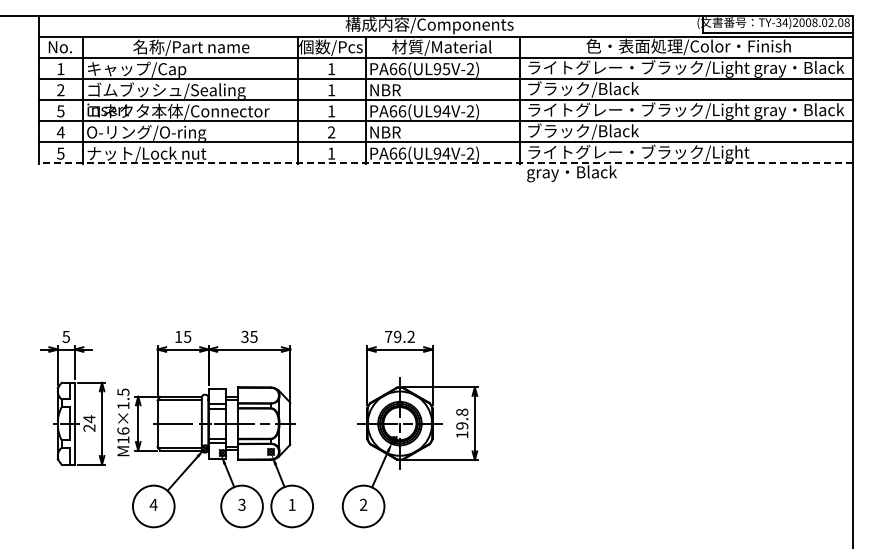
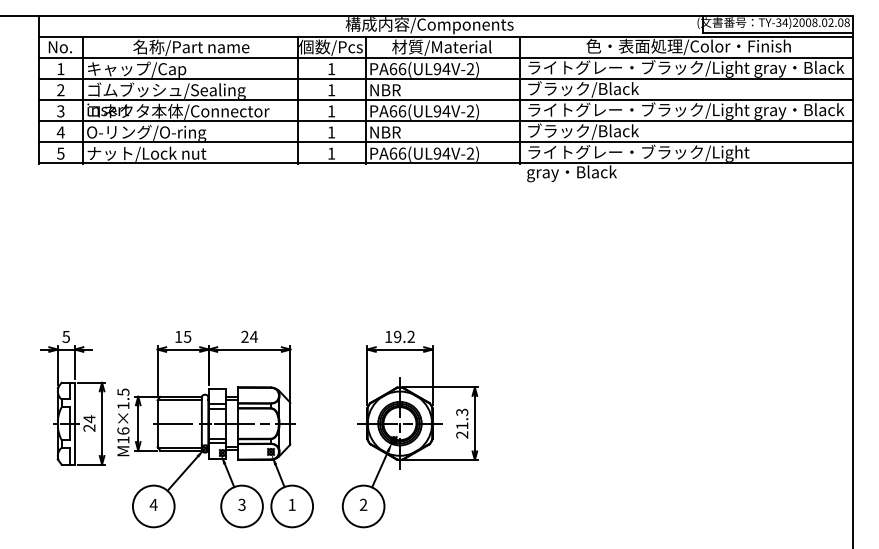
text: PA66(UL95V-2) -> PA66(UL94V-2) (446, 69)
text: 5 -> 3 (60, 110)
text: 2 -> 1 (331, 132)
line: dashed -> solid (445, 163)
text: 35 -> 24 (249, 336)
text: 79.2 -> 19.2 (388, 336)
text: 19.8 -> 21.3 (462, 423)
